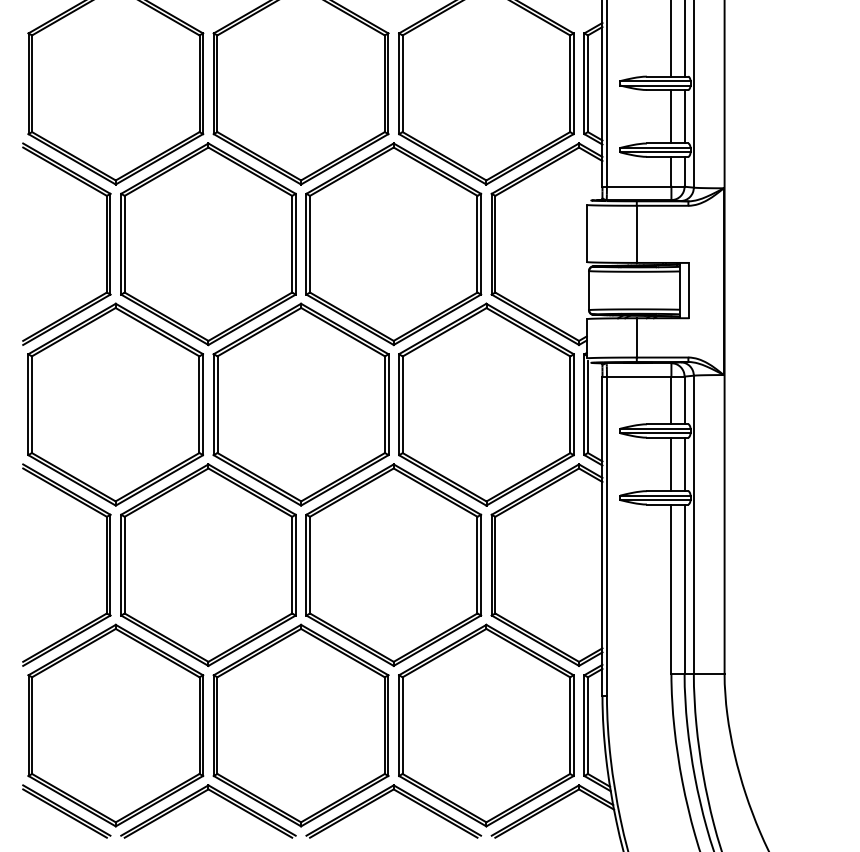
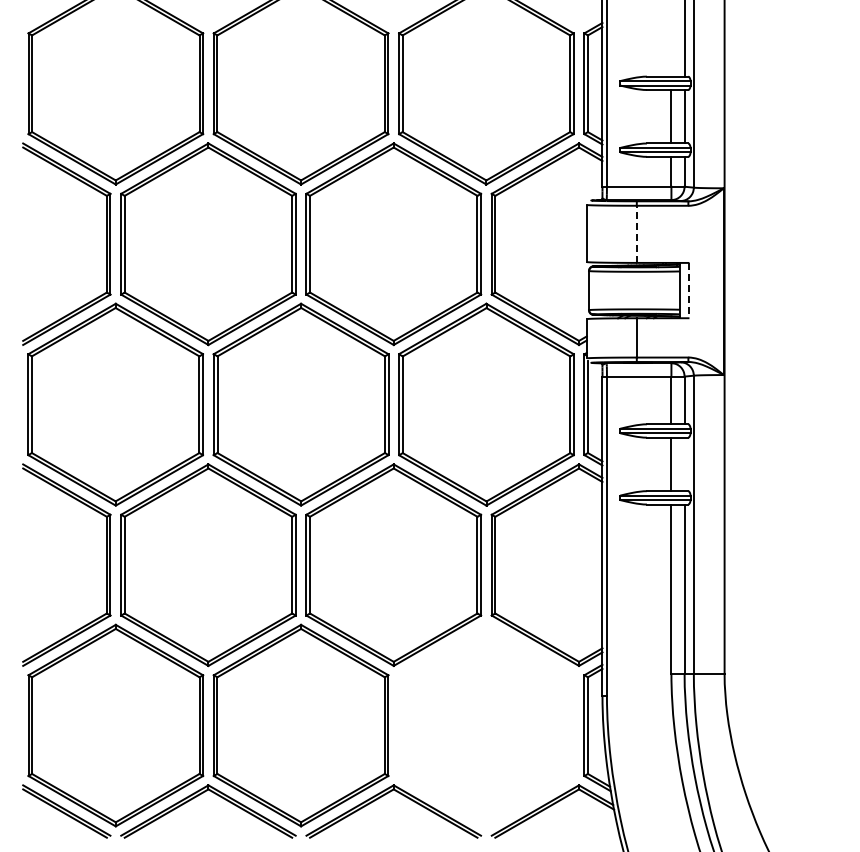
line: present -> none (671, 39)
line: solid -> dashed (636, 234)
line: solid -> dashed (688, 290)
line: present -> none (684, 464)
part: present -> none (486, 725)
